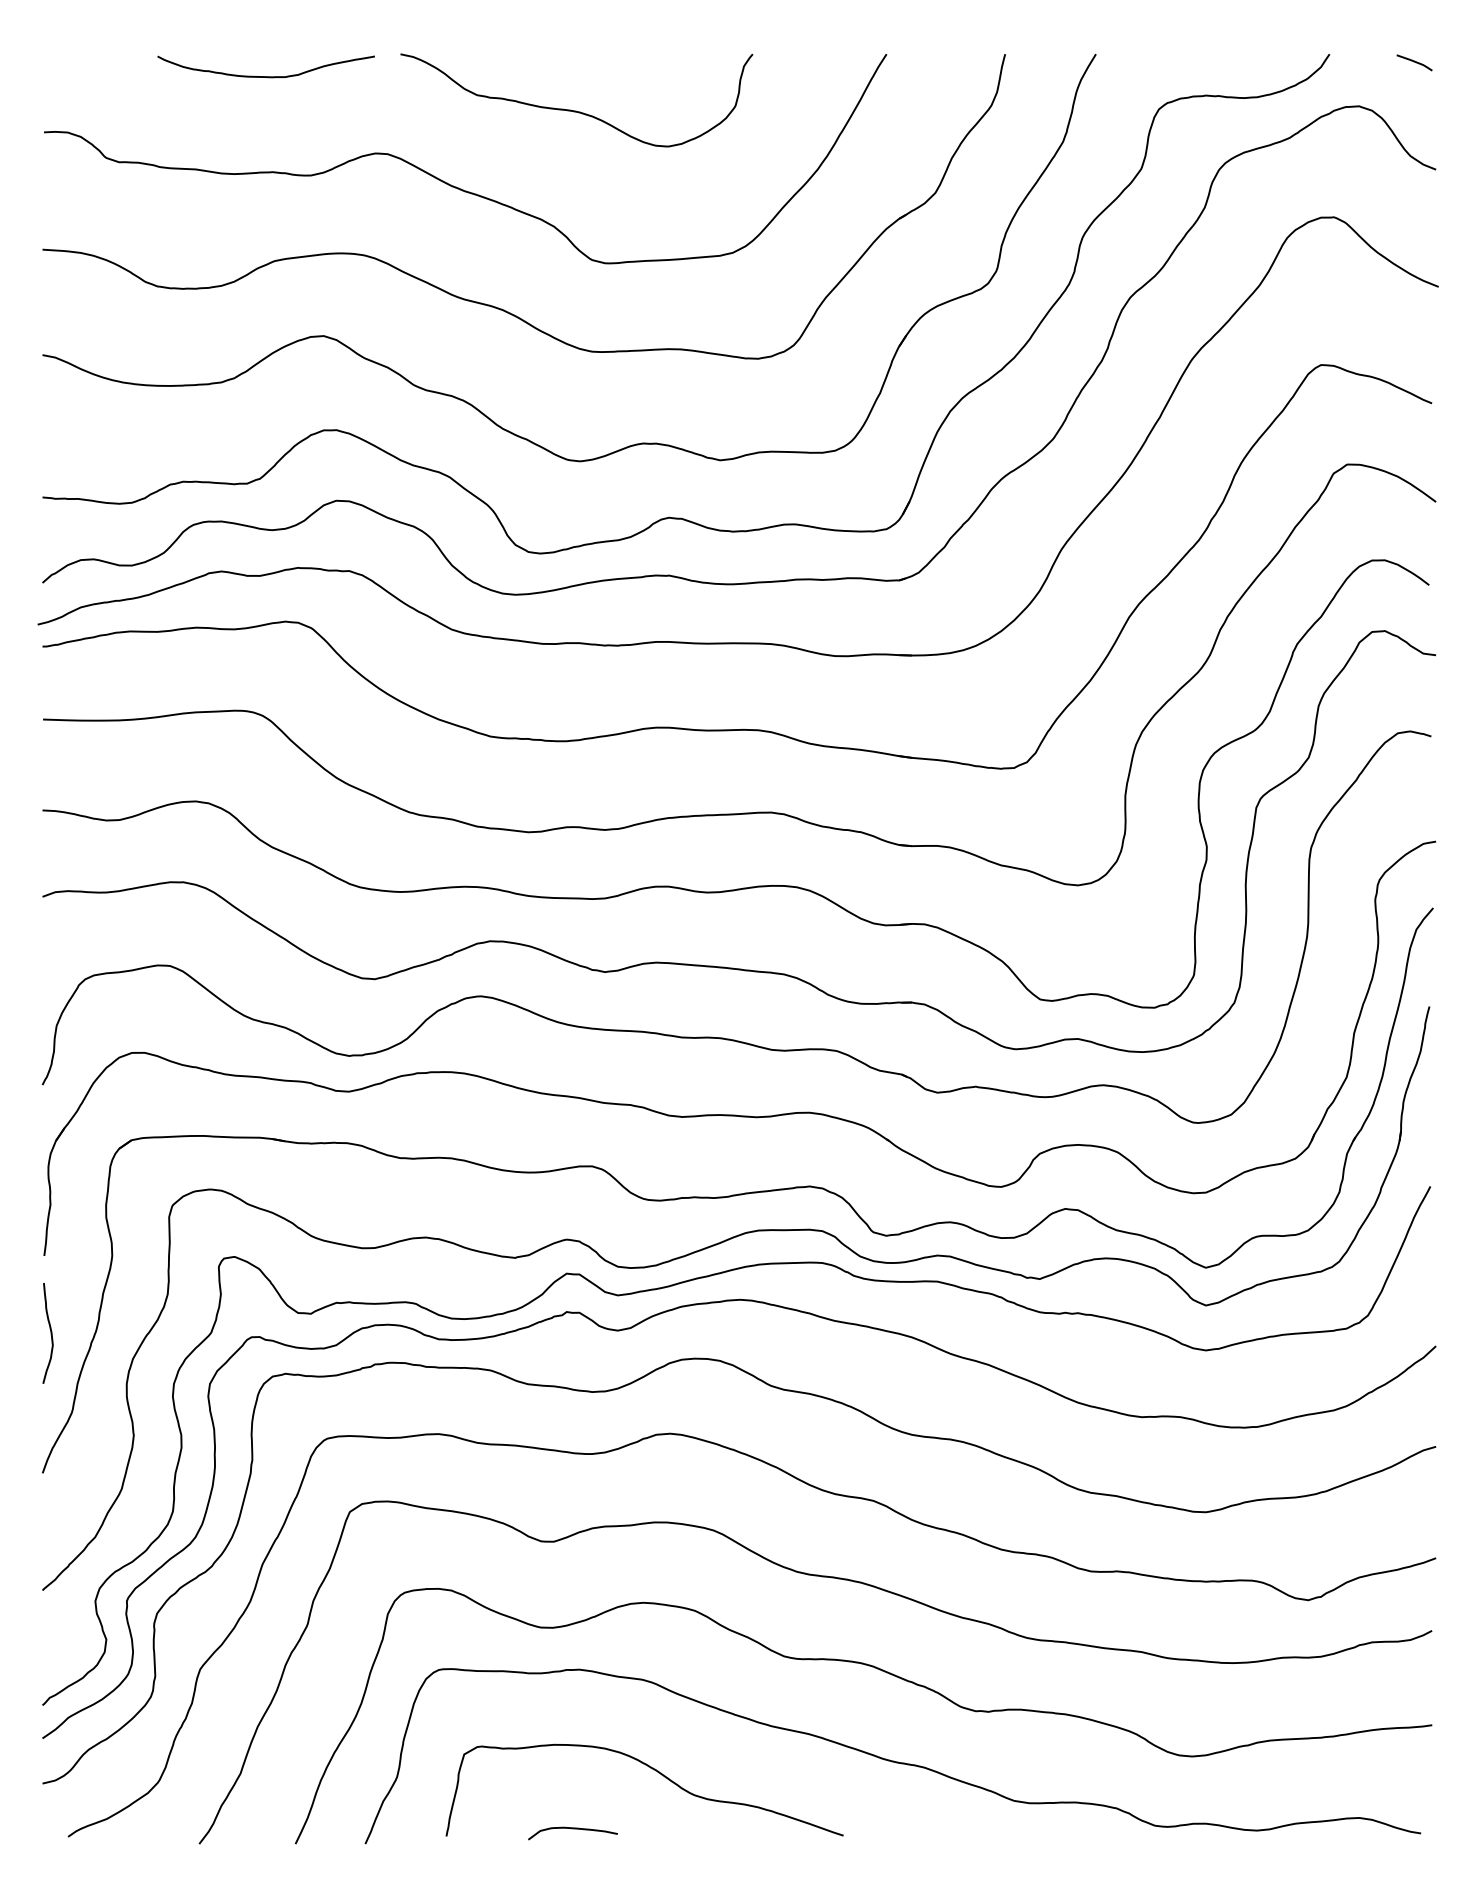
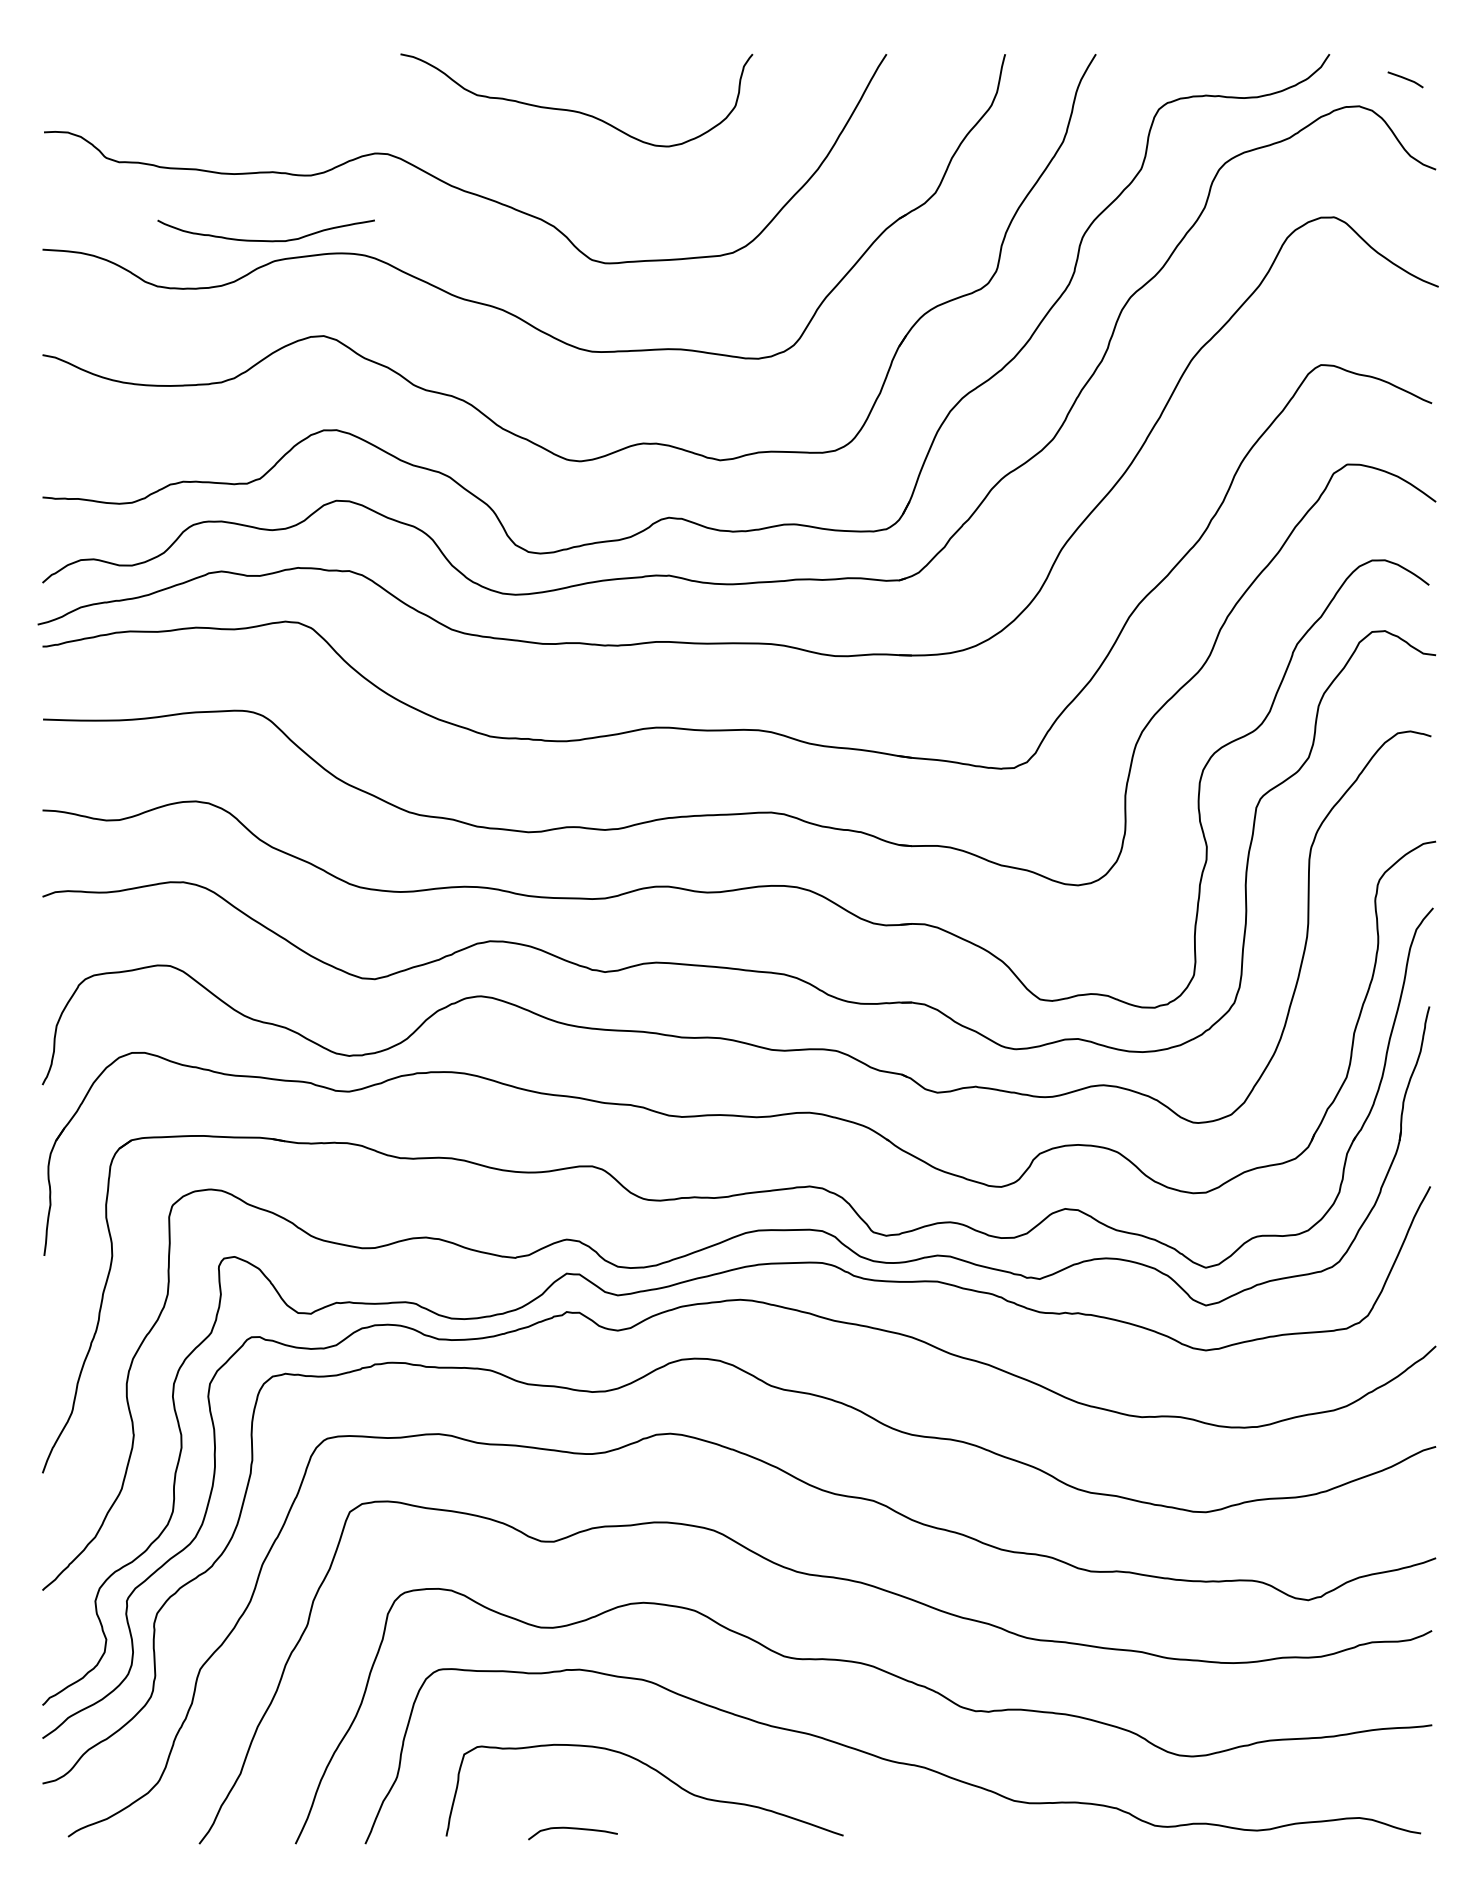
line position: (1414, 62) -> (1405, 79) (1405, 79)
curve position: (265, 76) -> (265, 240) (265, 240)
curve: present -> none (50, 1333)
